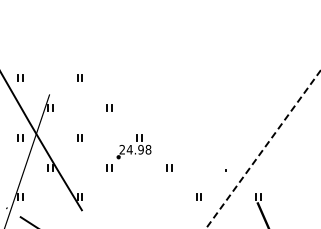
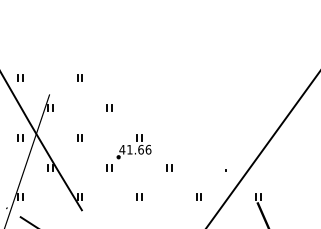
text: 24.98 -> 41.66 (135, 149)
line: dashed -> solid (263, 149)
part: none -> present (139, 196)
